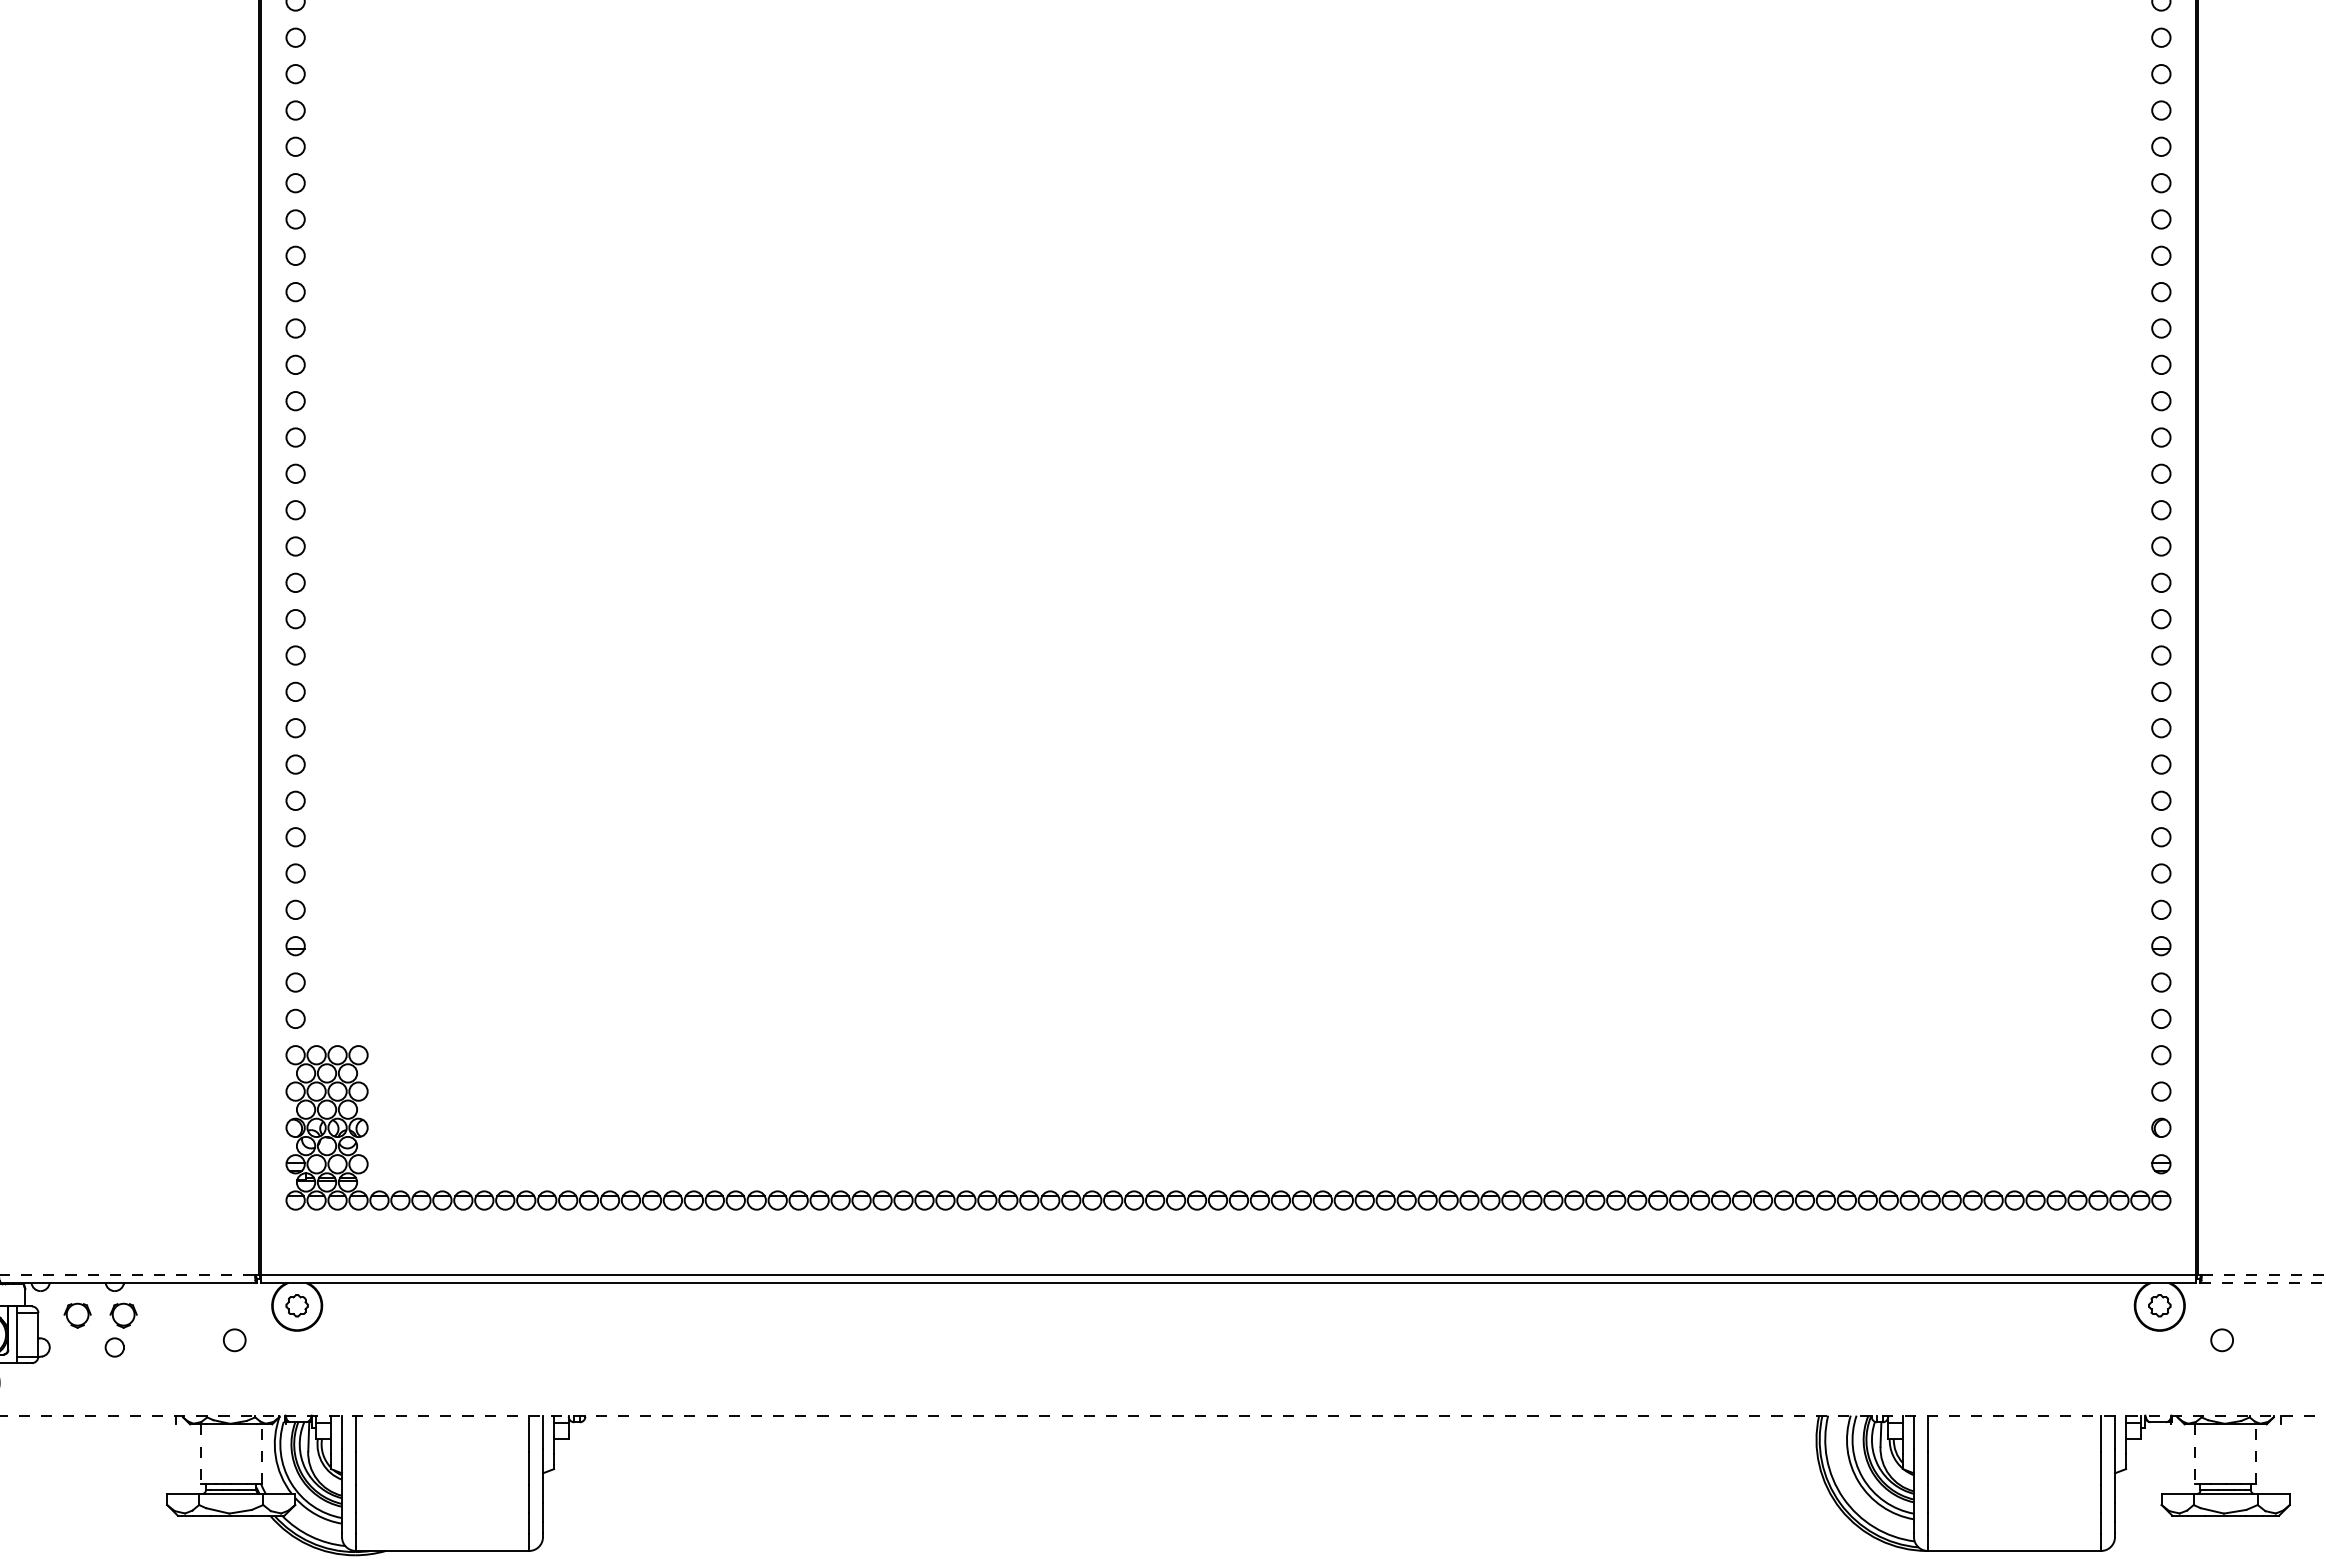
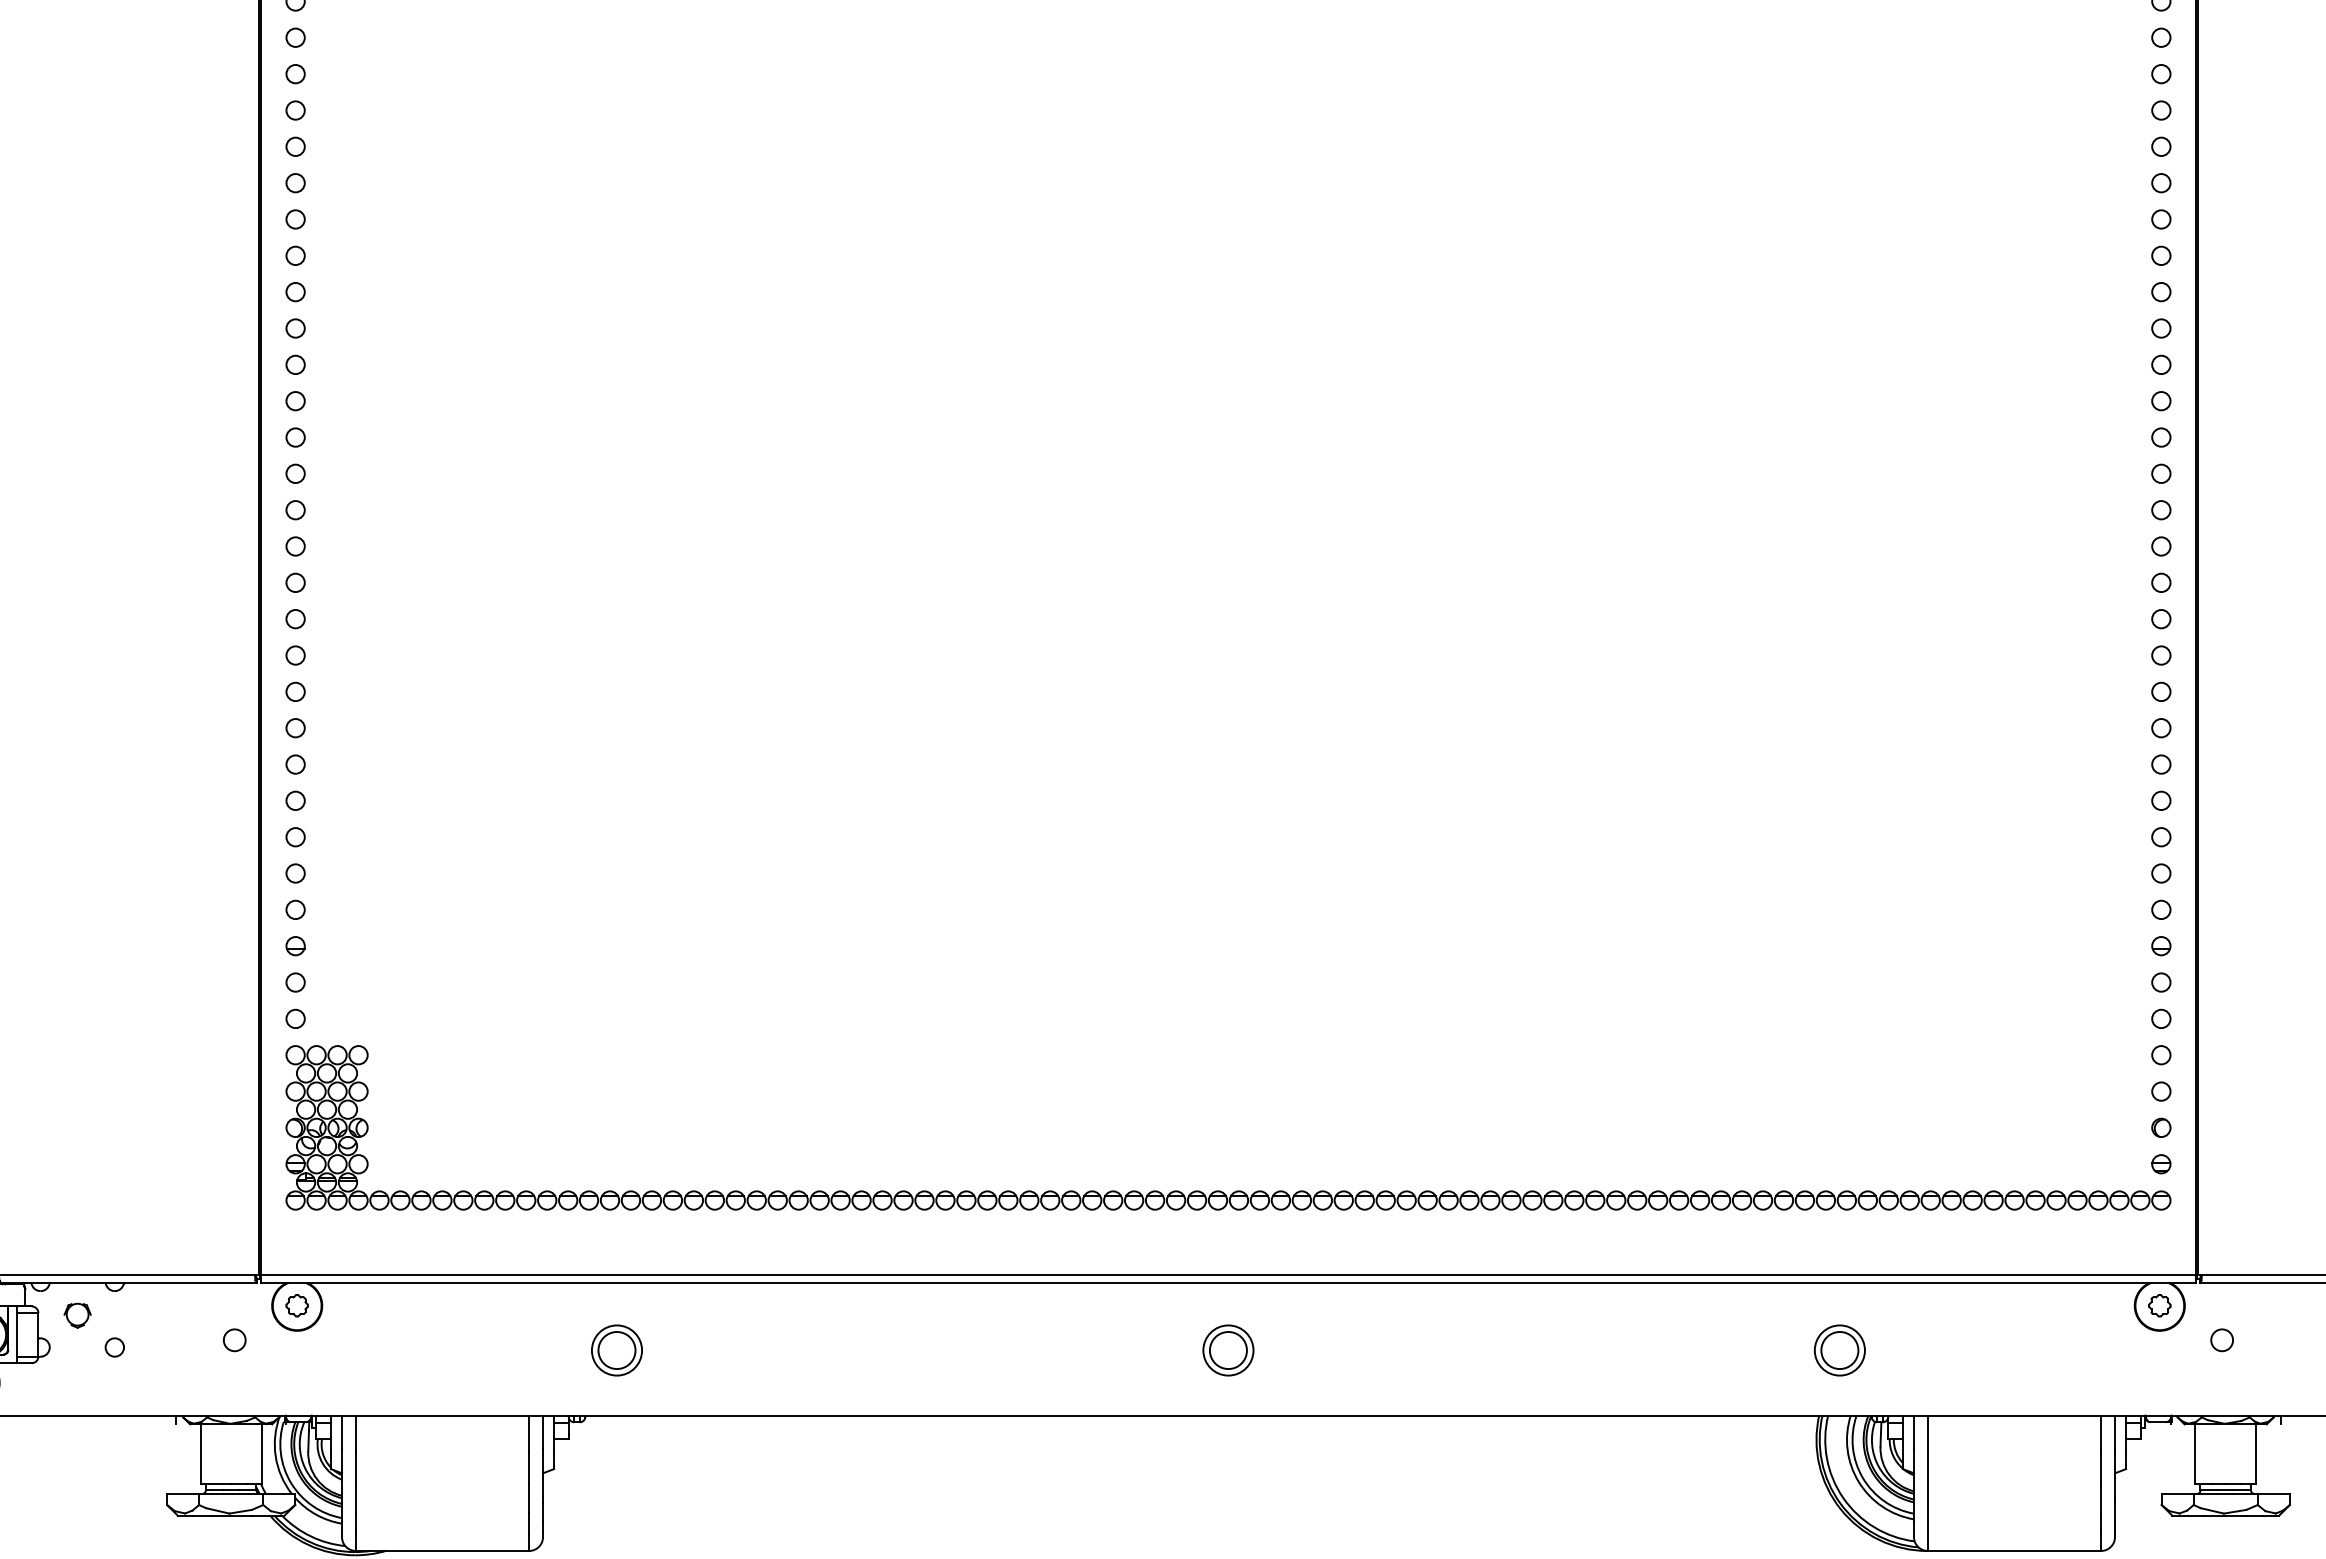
line: dashed -> solid (128, 1274)
line: dashed -> solid (2263, 1274)
line: dashed -> solid (2263, 1282)
part: present -> none (123, 1315)
part: none -> present (616, 1350)
part: none -> present (1228, 1350)
part: none -> present (1839, 1350)
line: dashed -> solid (1163, 1415)
line: dashed -> solid (200, 1454)
line: dashed -> solid (261, 1454)
line: dashed -> solid (2195, 1454)
line: dashed -> solid (2256, 1454)
